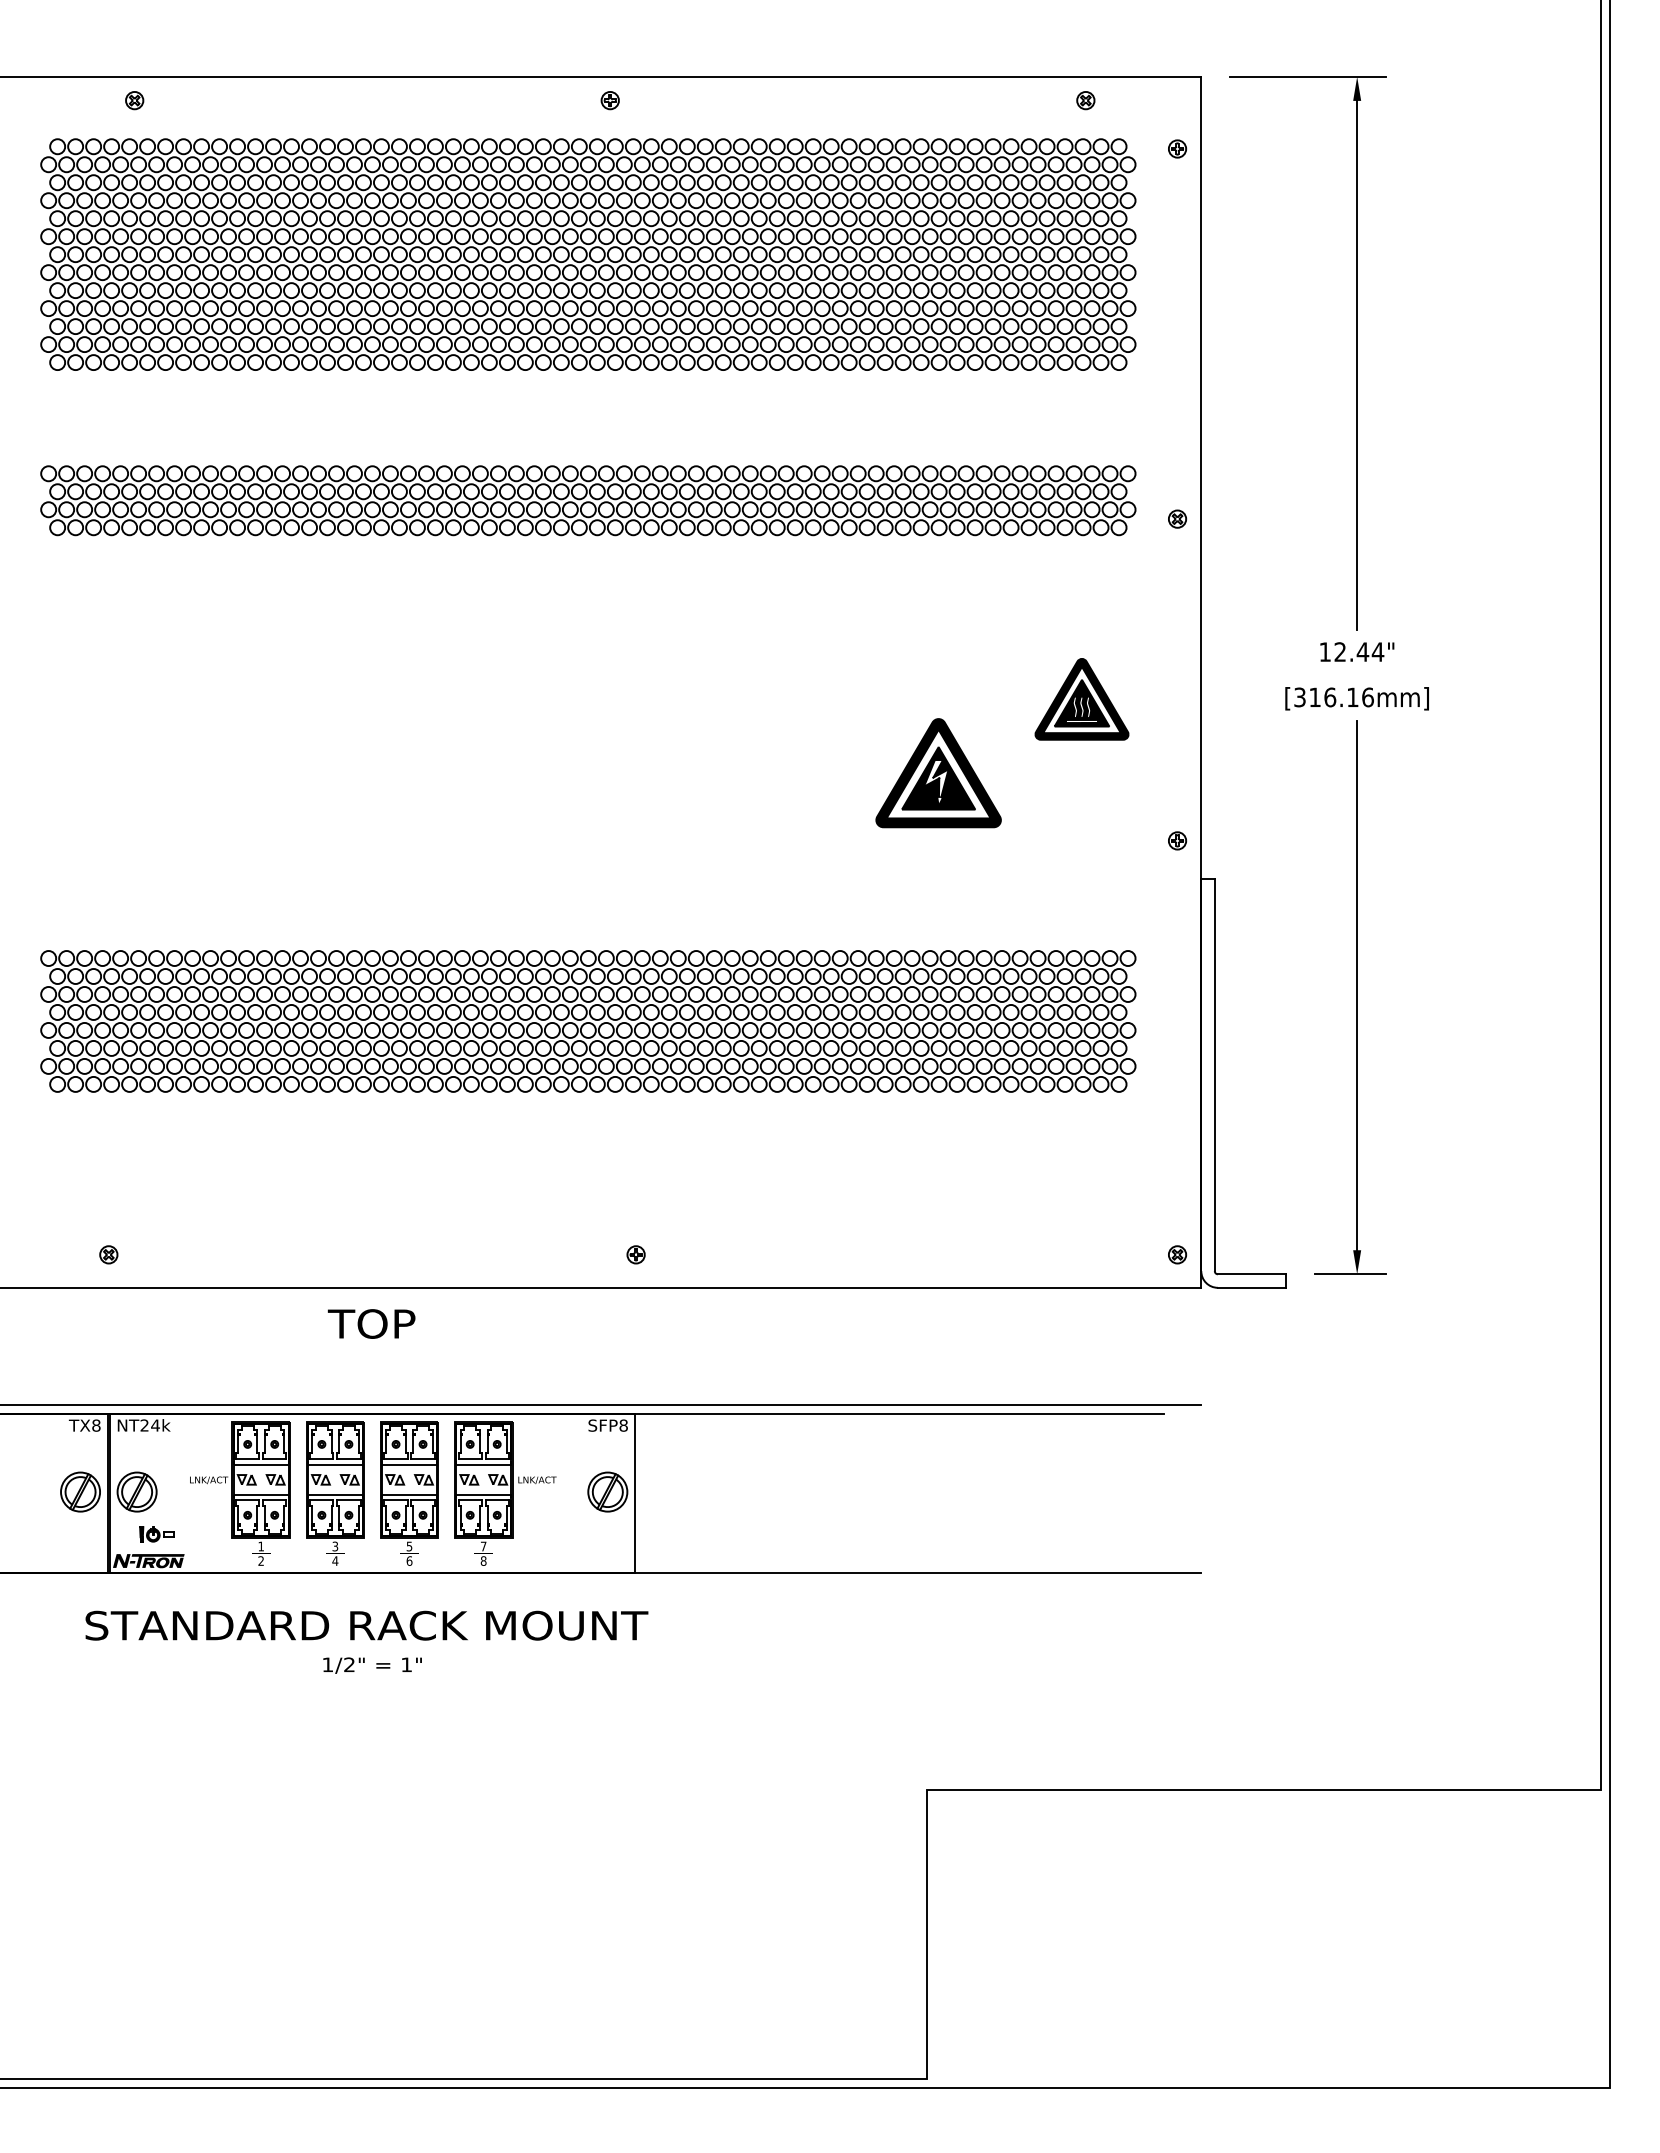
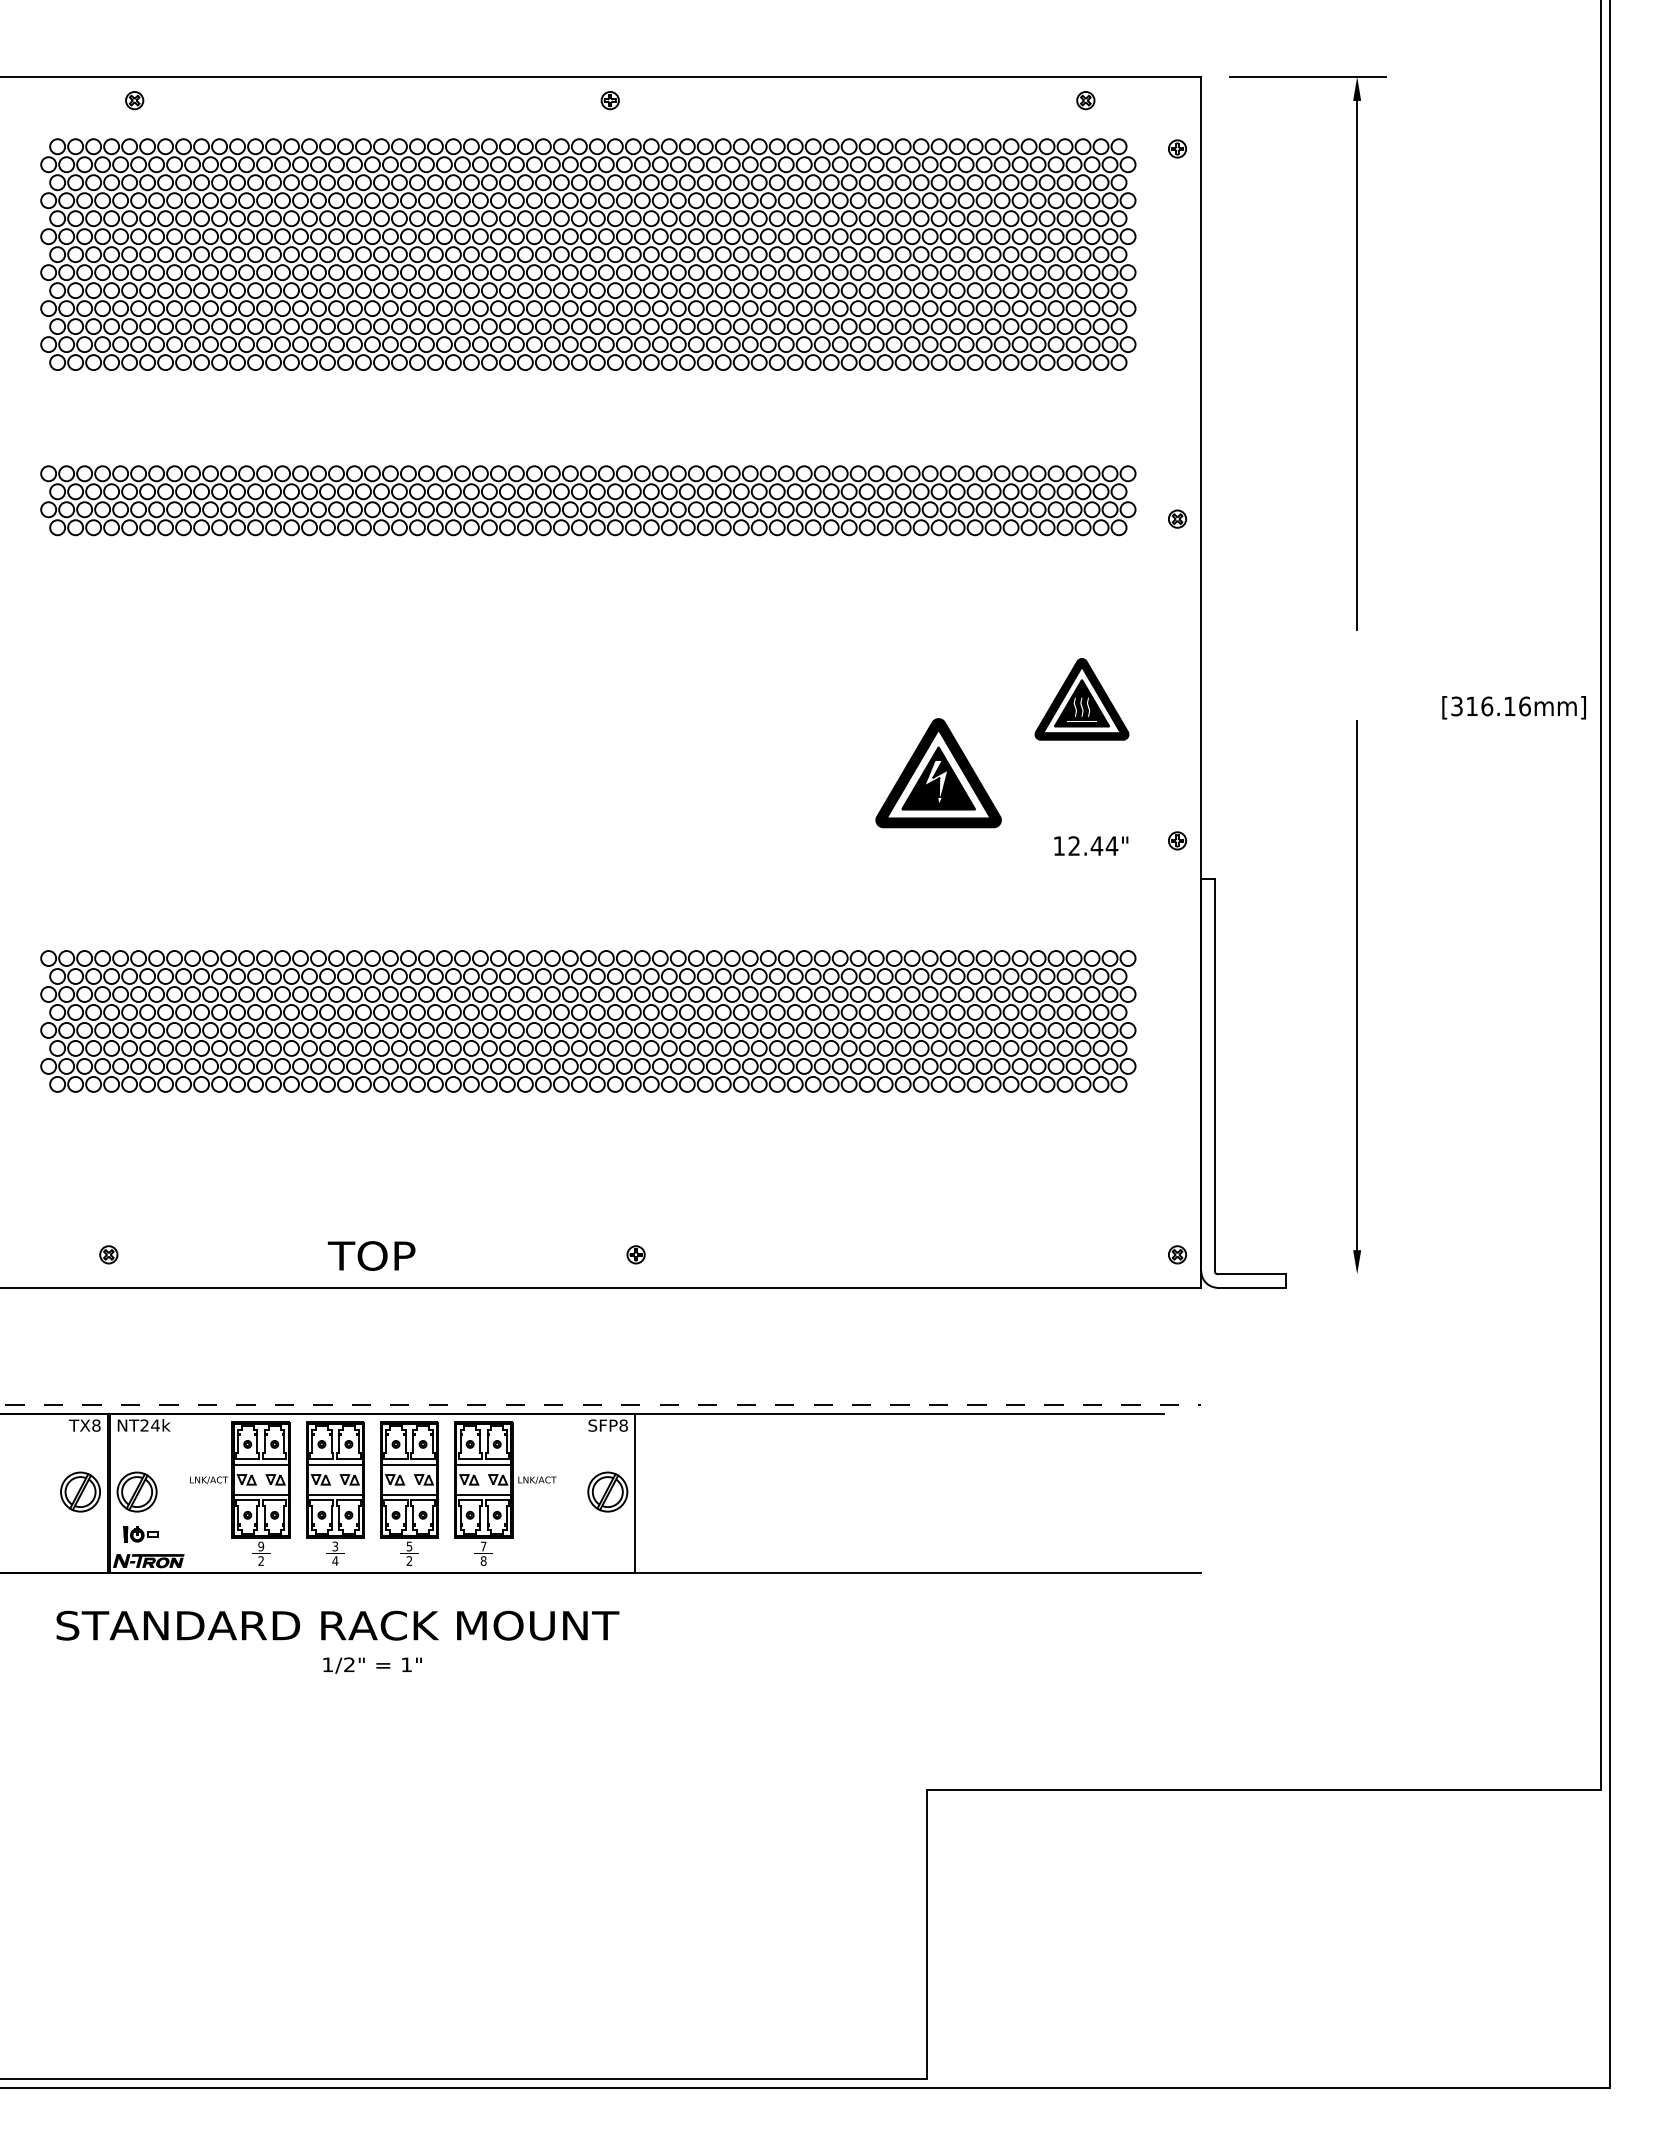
text position: (1357, 651) -> (1091, 845) (1091, 845)
text position: (1356, 698) -> (1513, 707) (1513, 707)
line: present -> none (1350, 1274)
text position: (371, 1323) -> (371, 1255) (371, 1255)
line: solid -> dashed (601, 1404)
part position: (156, 1534) -> (140, 1534) (140, 1534)
text: 1 -> 9 (261, 1546)
text: 6 -> 2 (409, 1560)
text position: (366, 1625) -> (337, 1625) (337, 1625)
